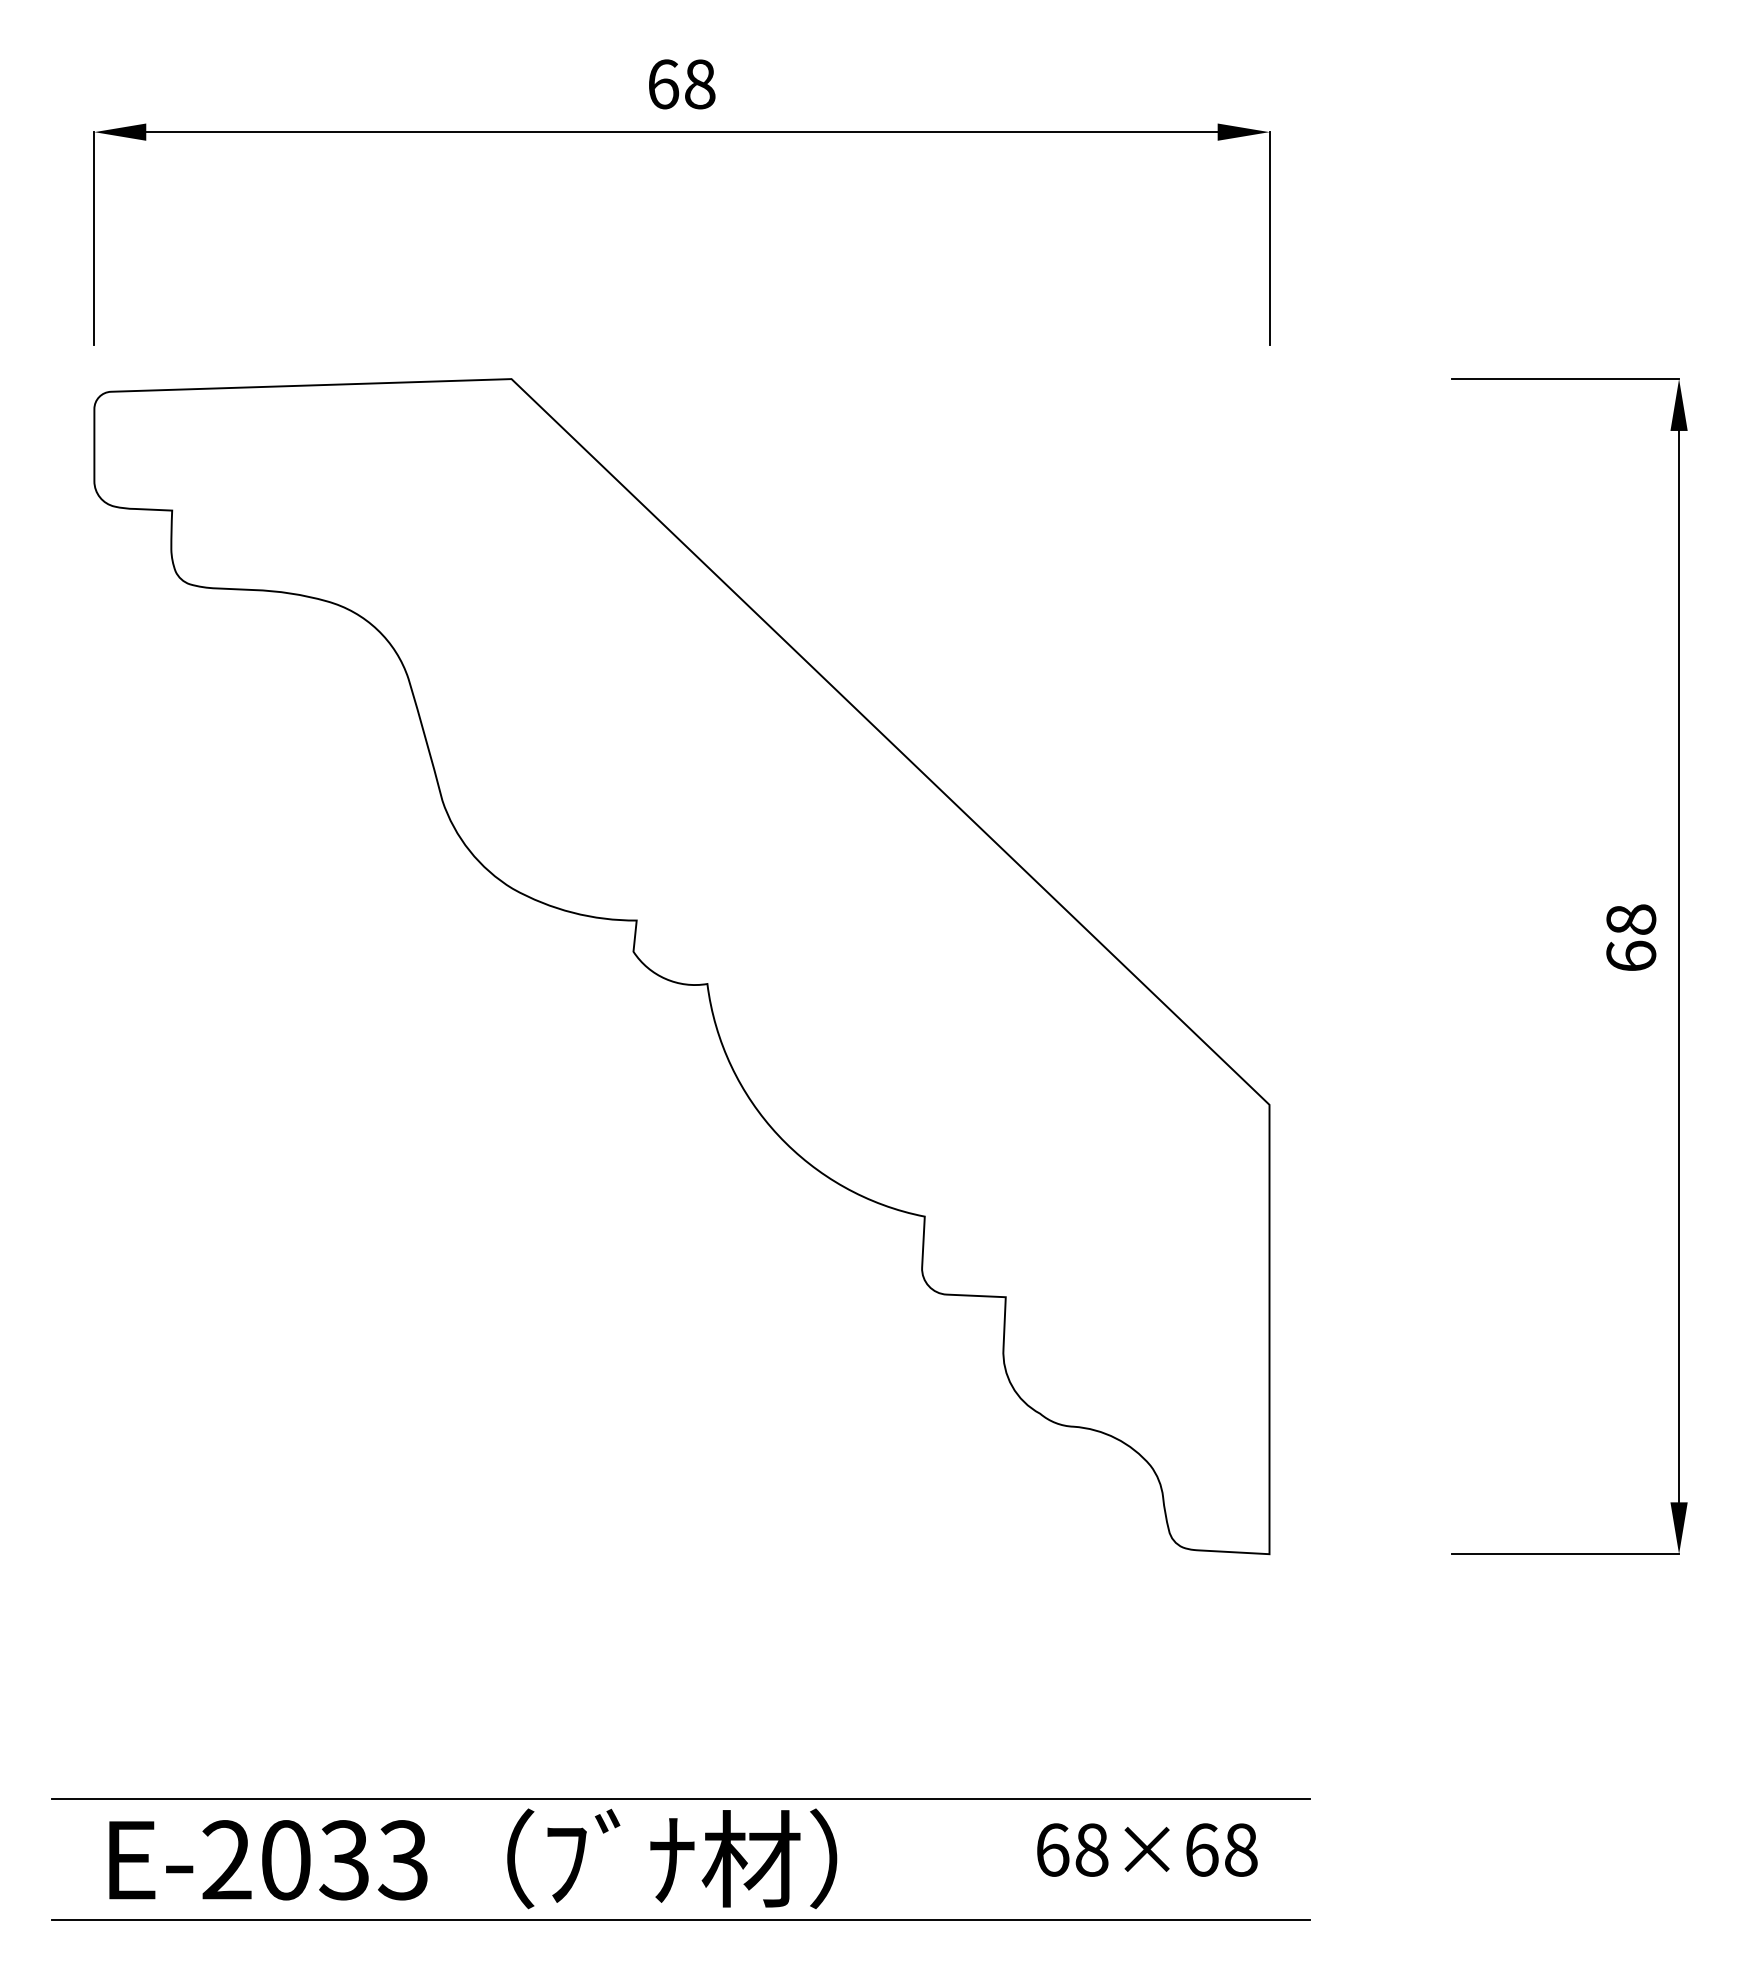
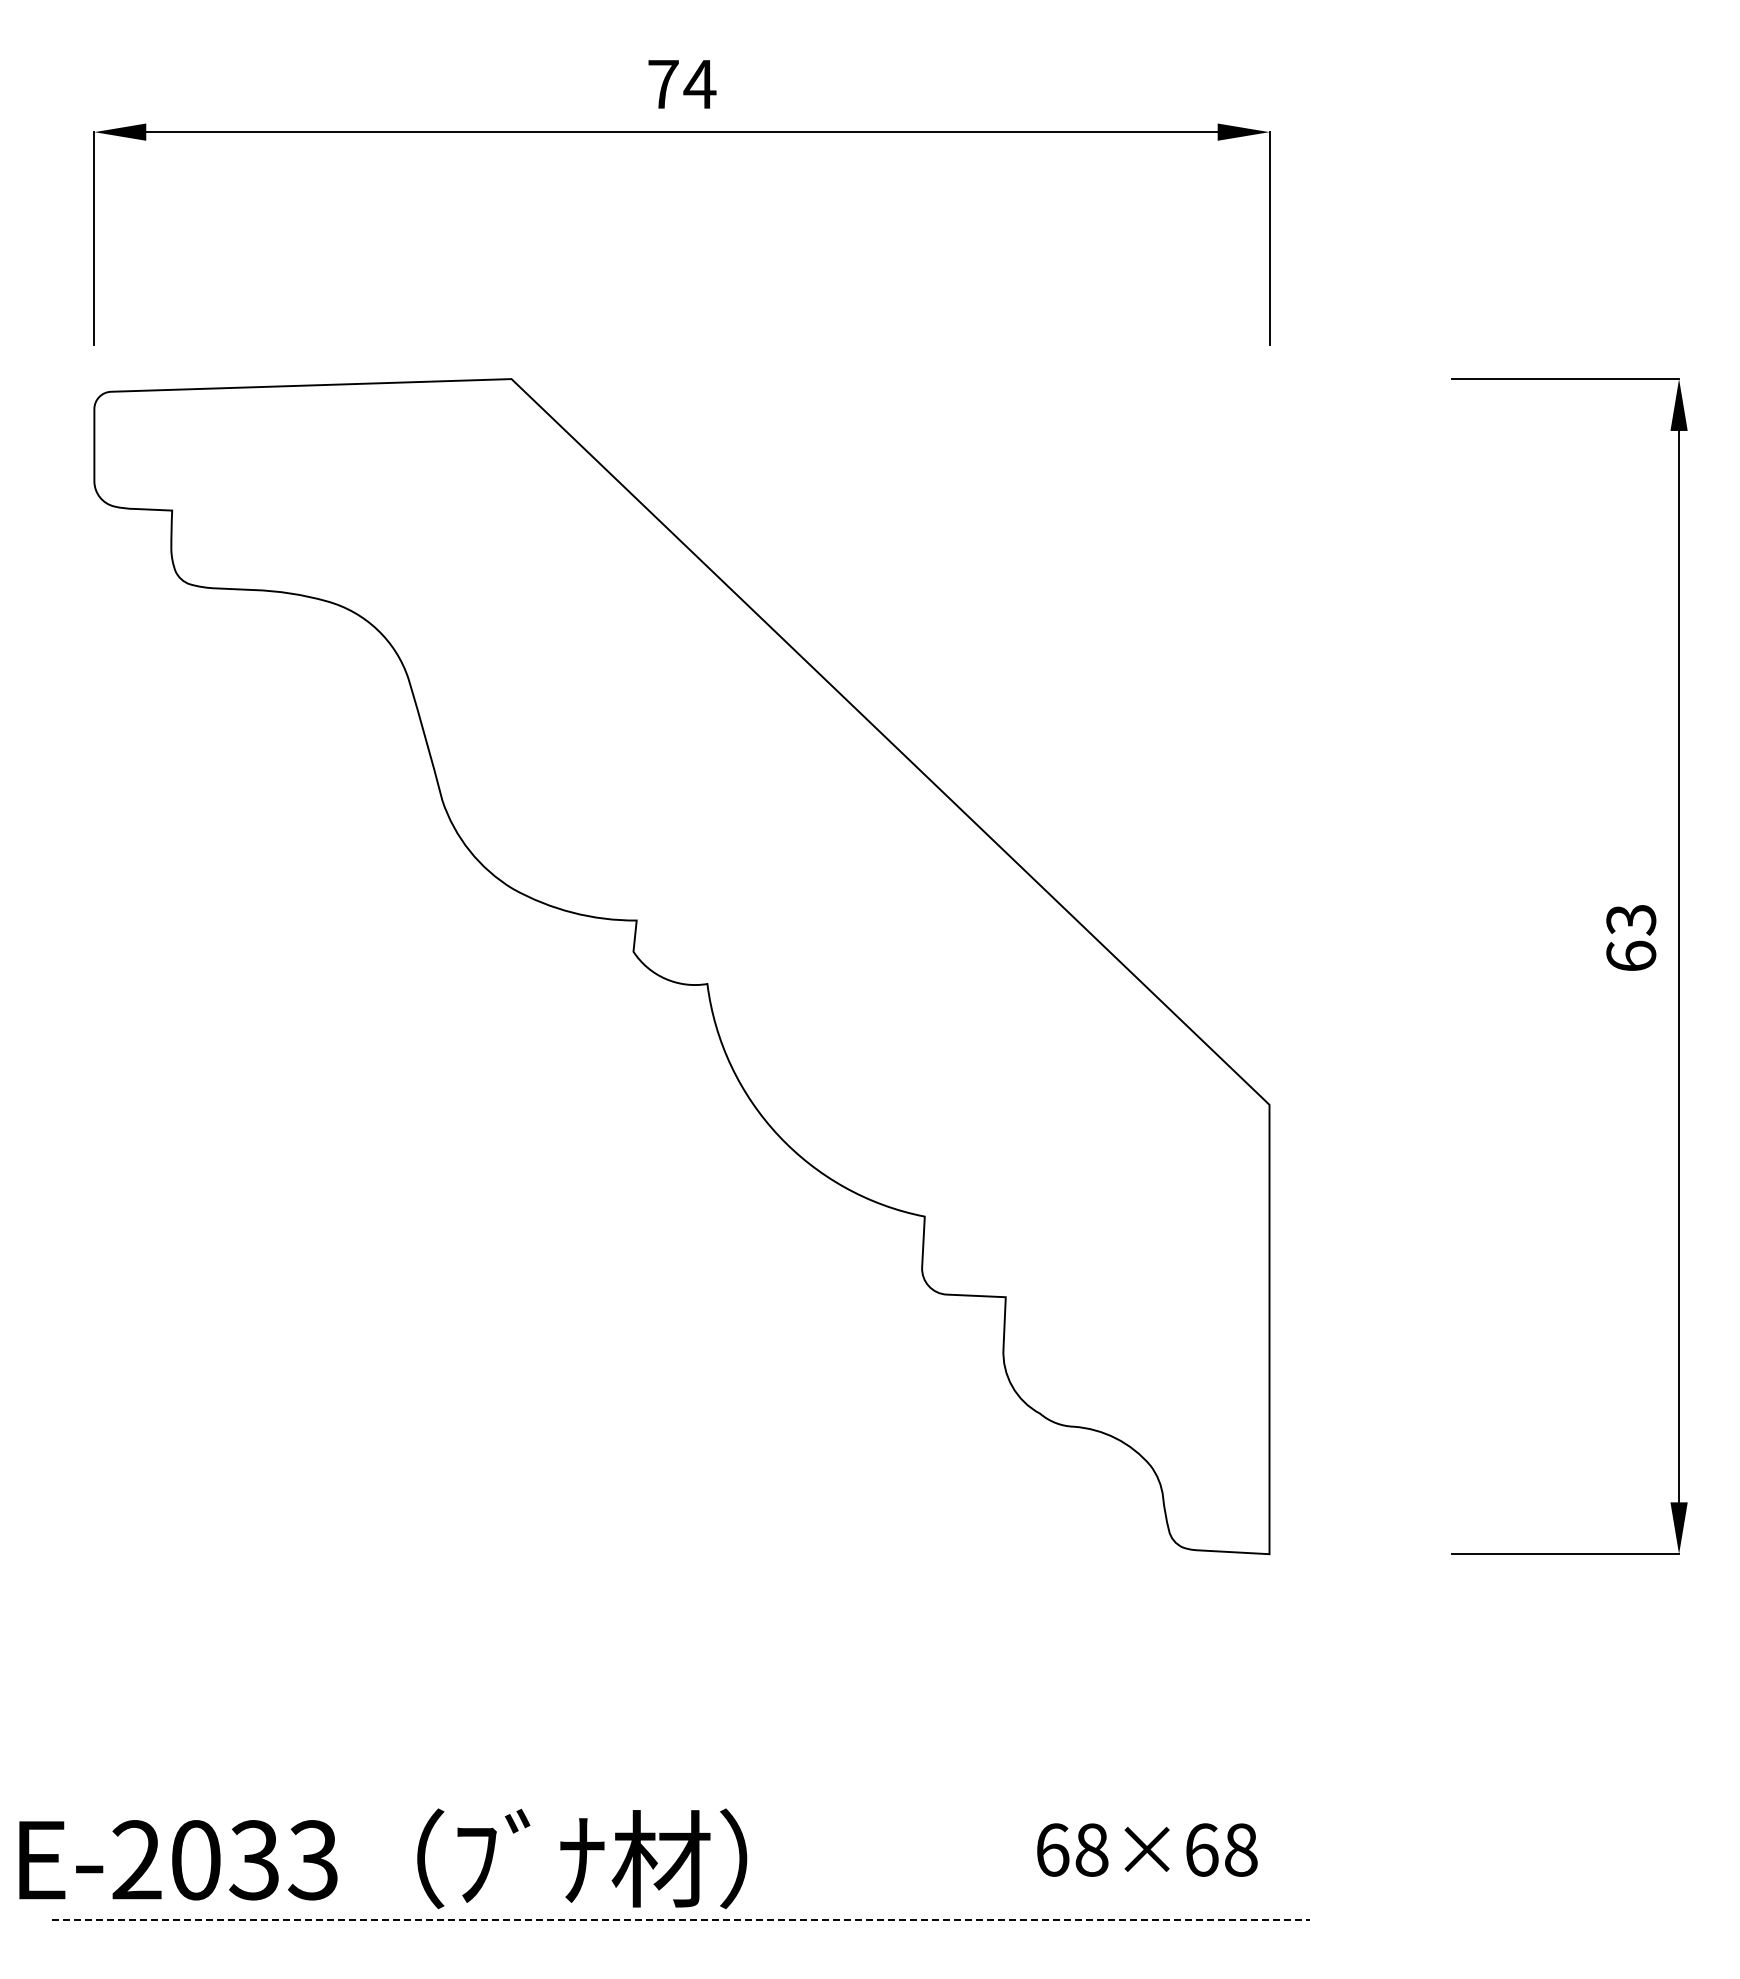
text: 68 -> 74 (682, 84)
text: 68 -> 63 (1631, 919)
line: present -> none (680, 1798)
text position: (473, 1858) -> (383, 1858) (383, 1858)
line: solid -> dashed (681, 1919)
